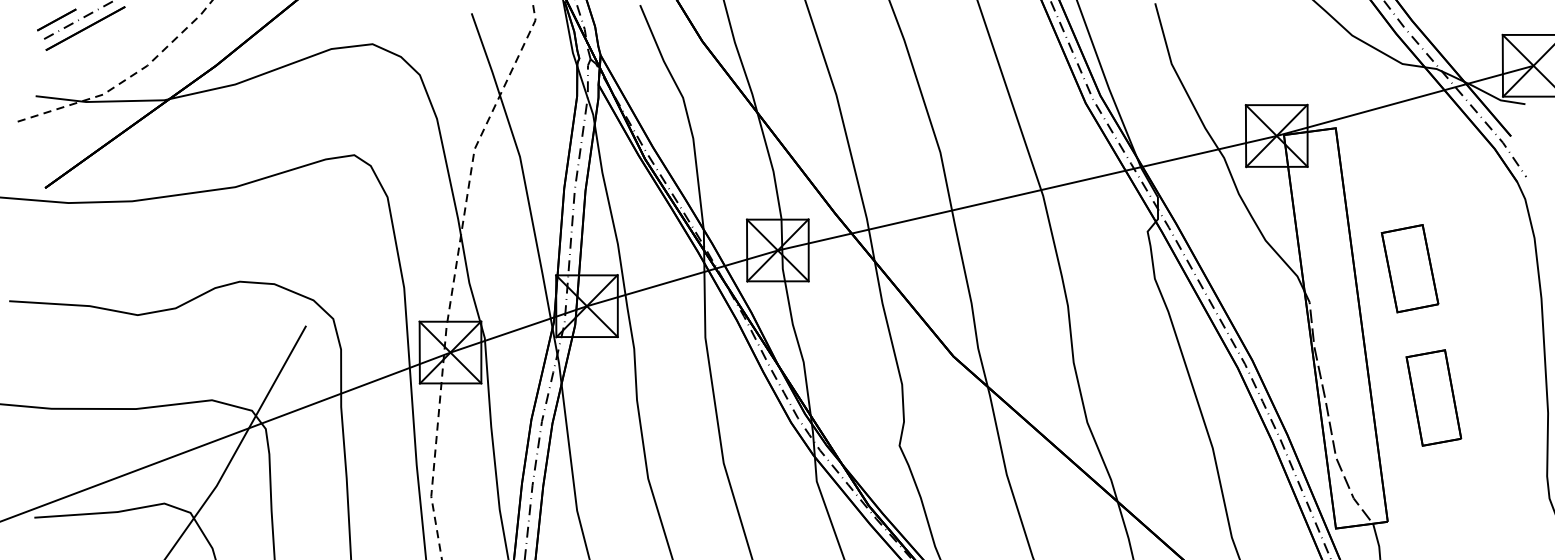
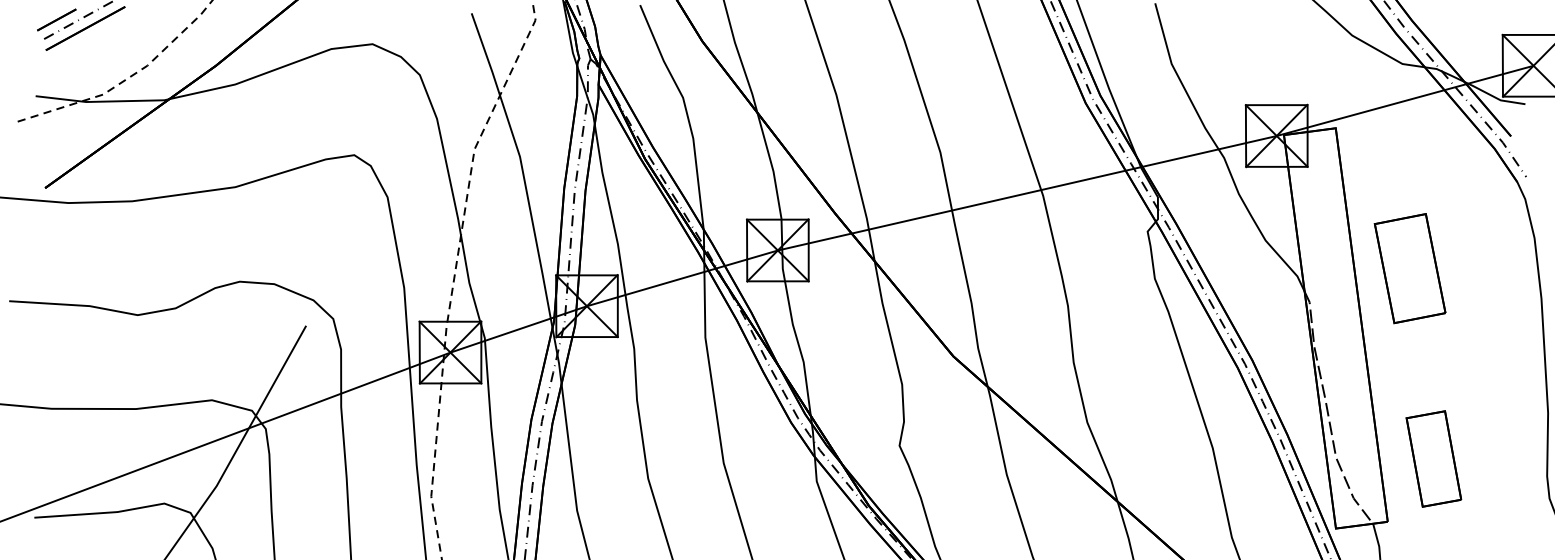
part size: 60x90 px -> 74x112 px (1409, 268)
part position: (1433, 397) -> (1433, 458) (1433, 458)
